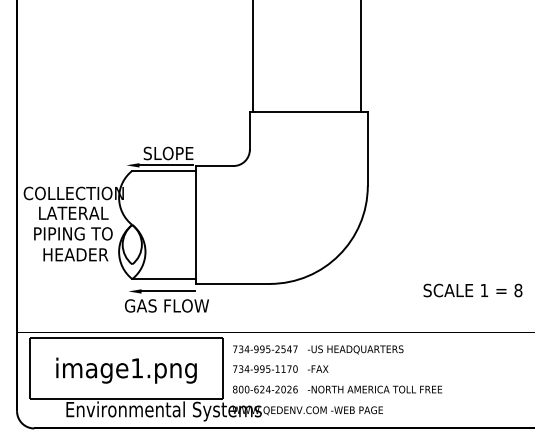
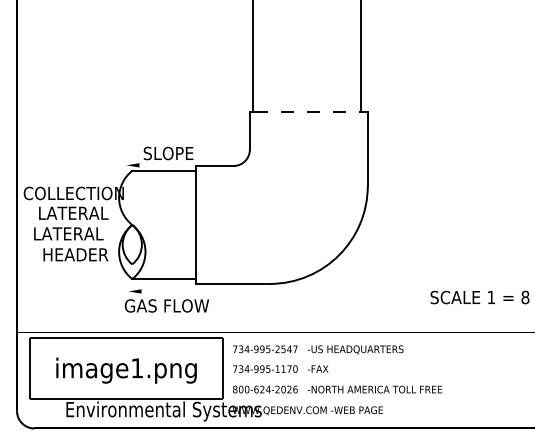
line: solid -> dashed (309, 112)
line: present -> none (165, 165)
text: PIPING TO -> LATERAL (73, 233)
text position: (472, 290) -> (479, 297) (479, 297)
line: present -> none (167, 291)
